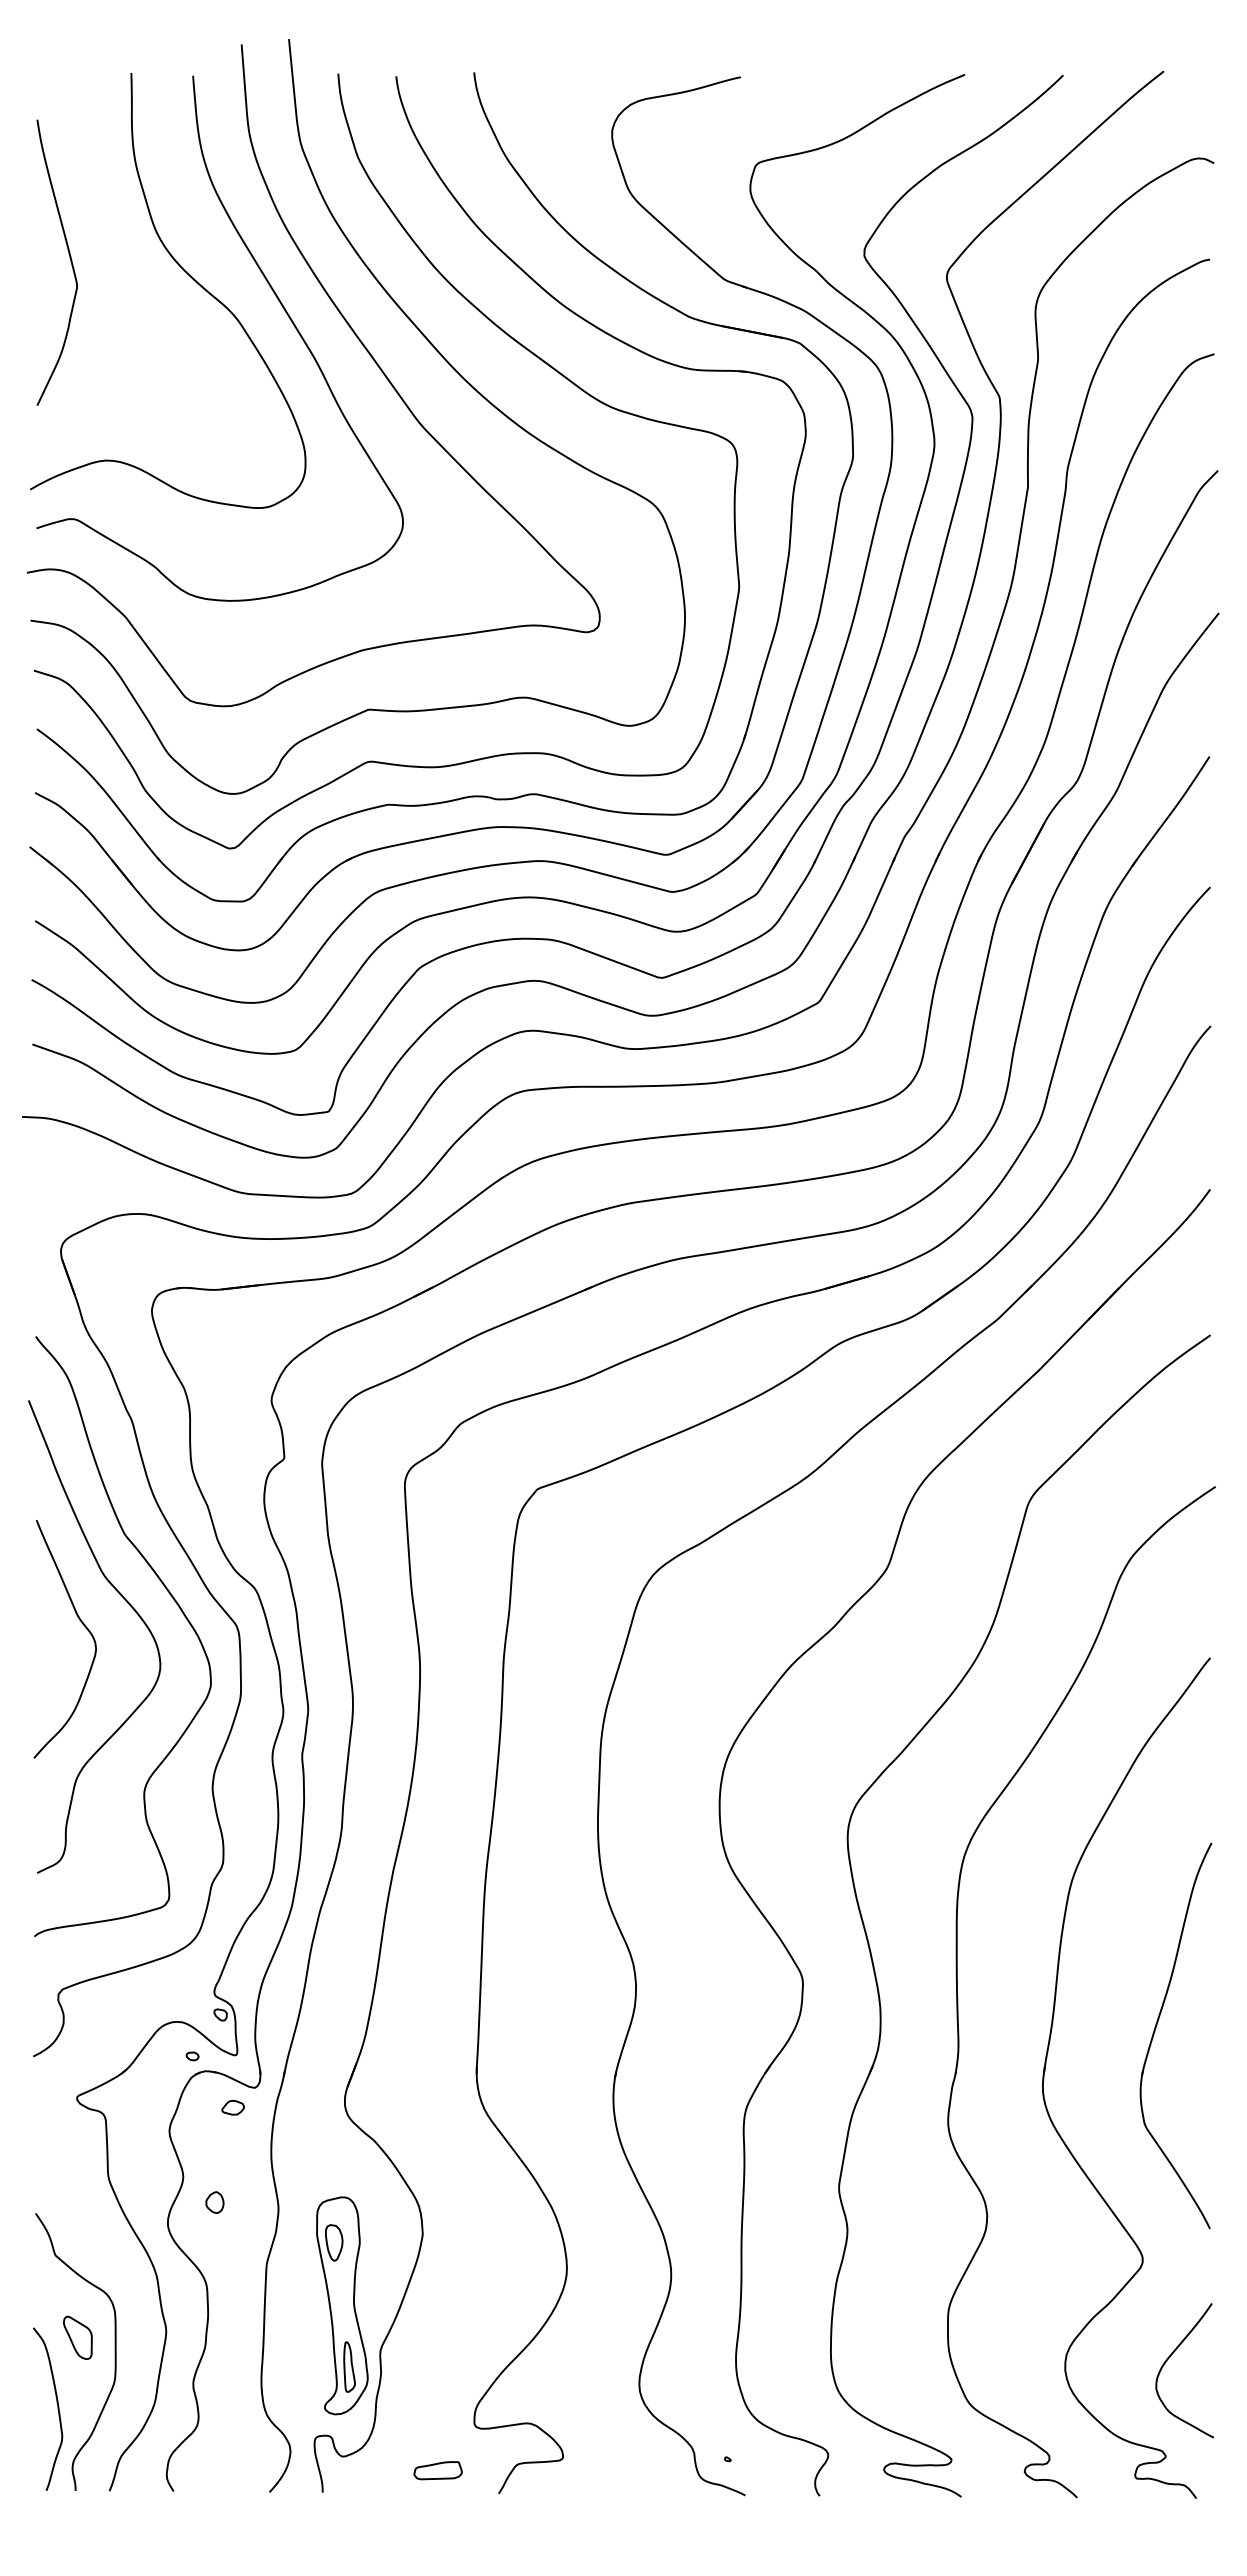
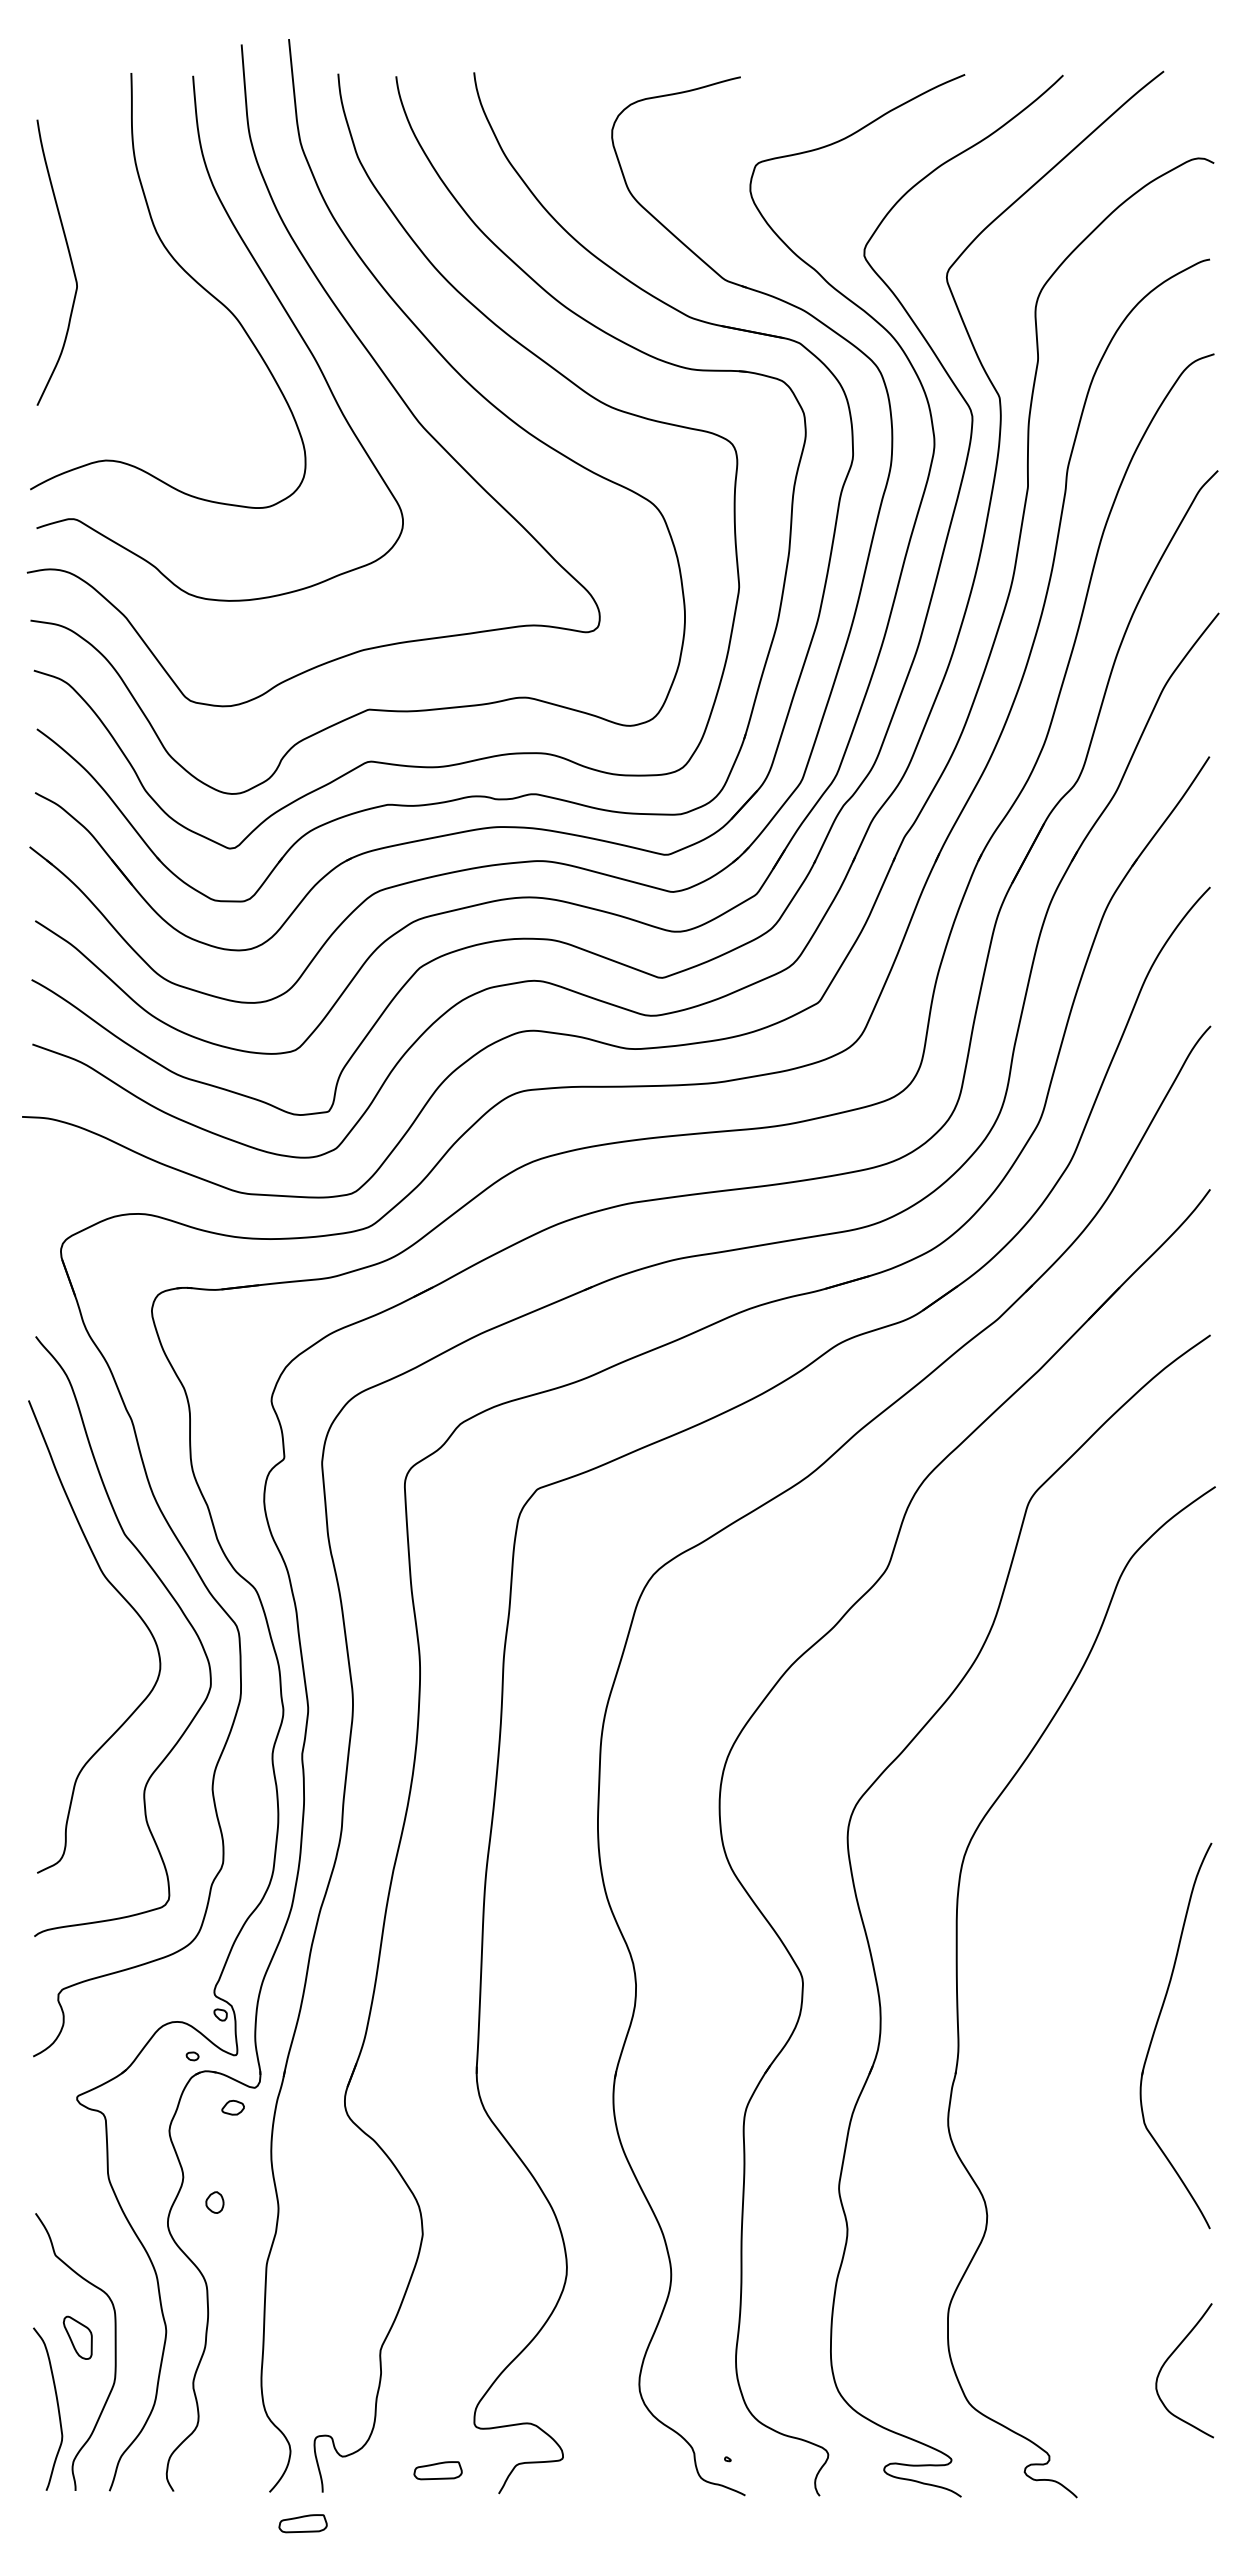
curve: present -> none (81, 1623)
part: present -> none (1046, 2064)
part: present -> none (342, 2305)
part: none -> present (302, 2523)
